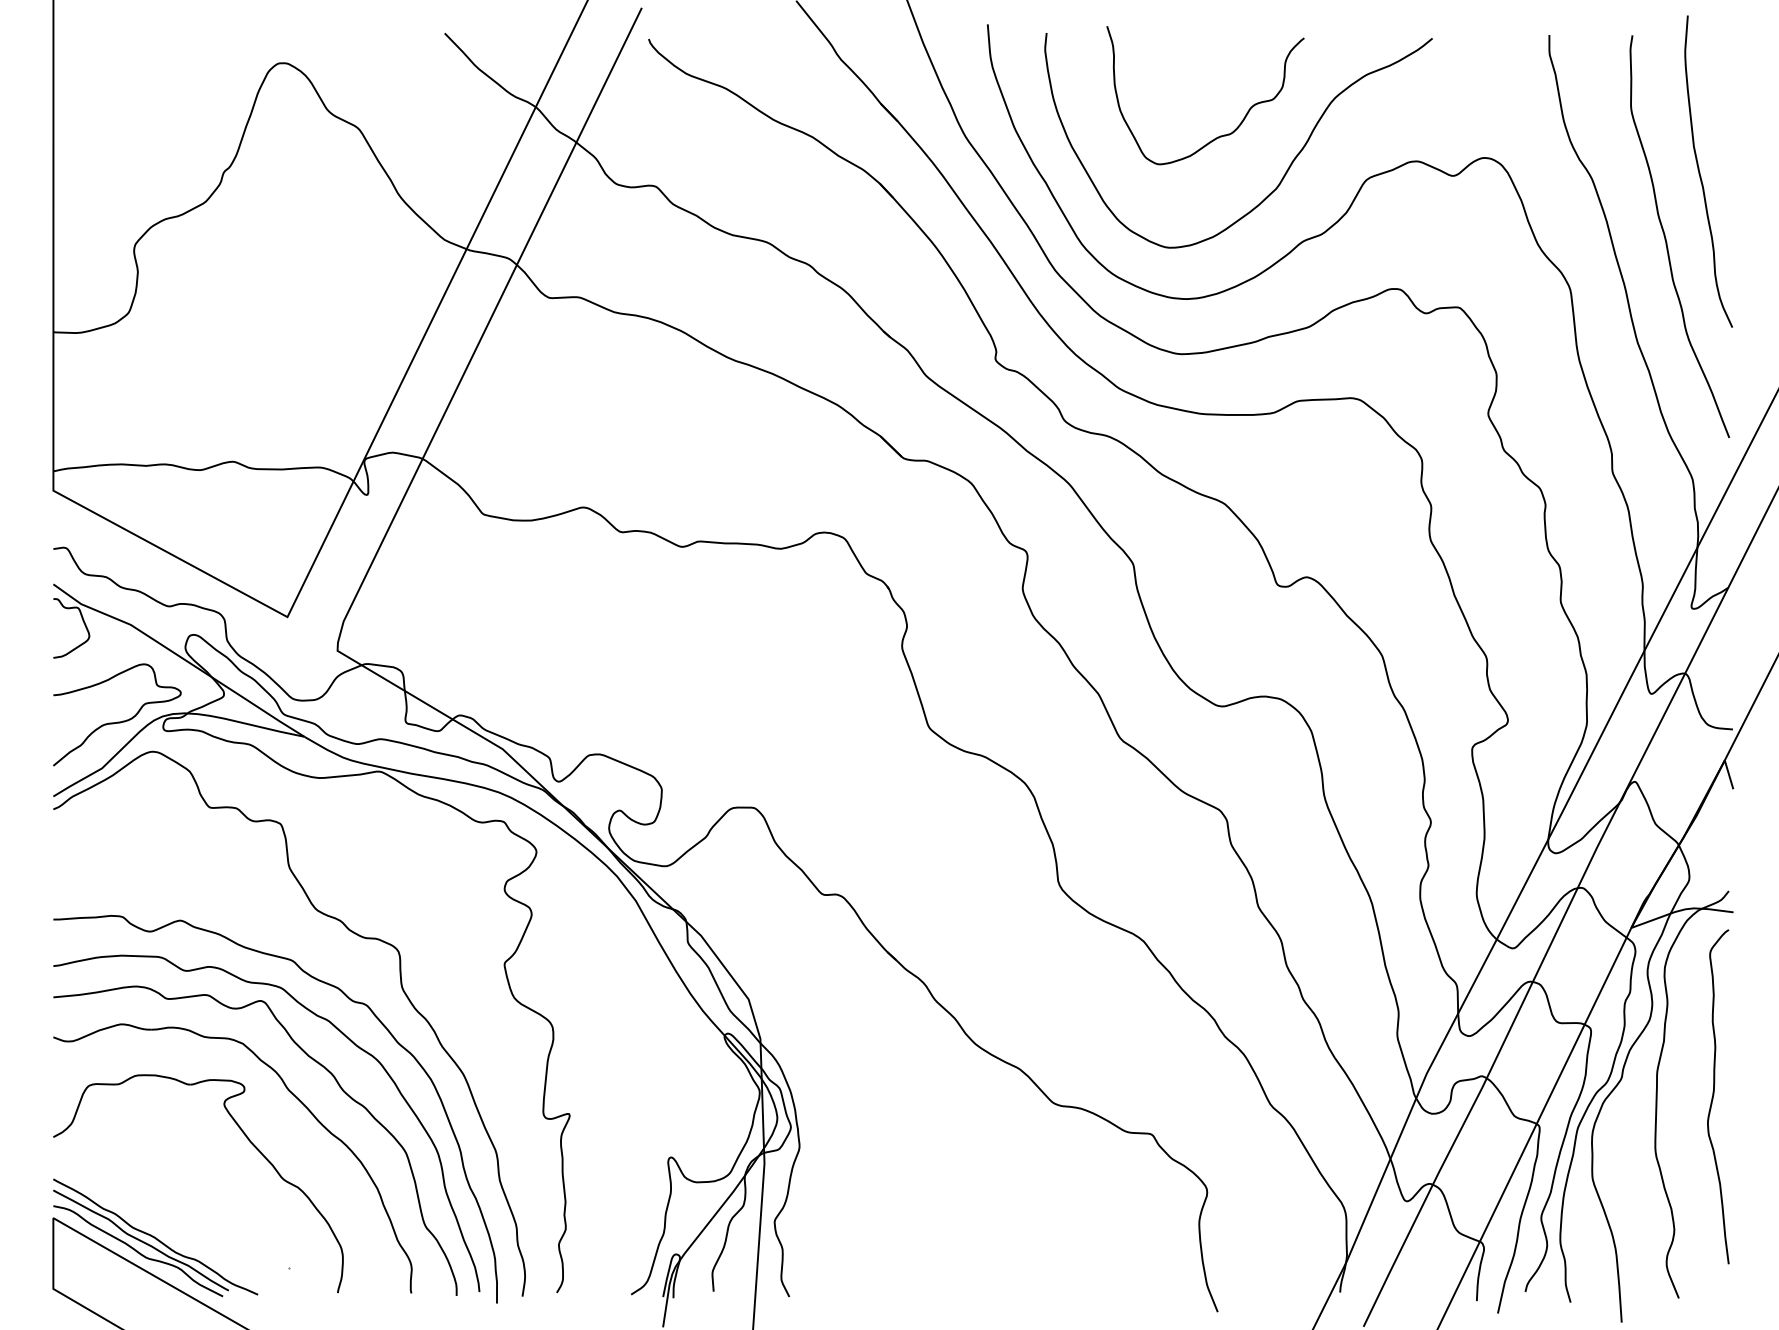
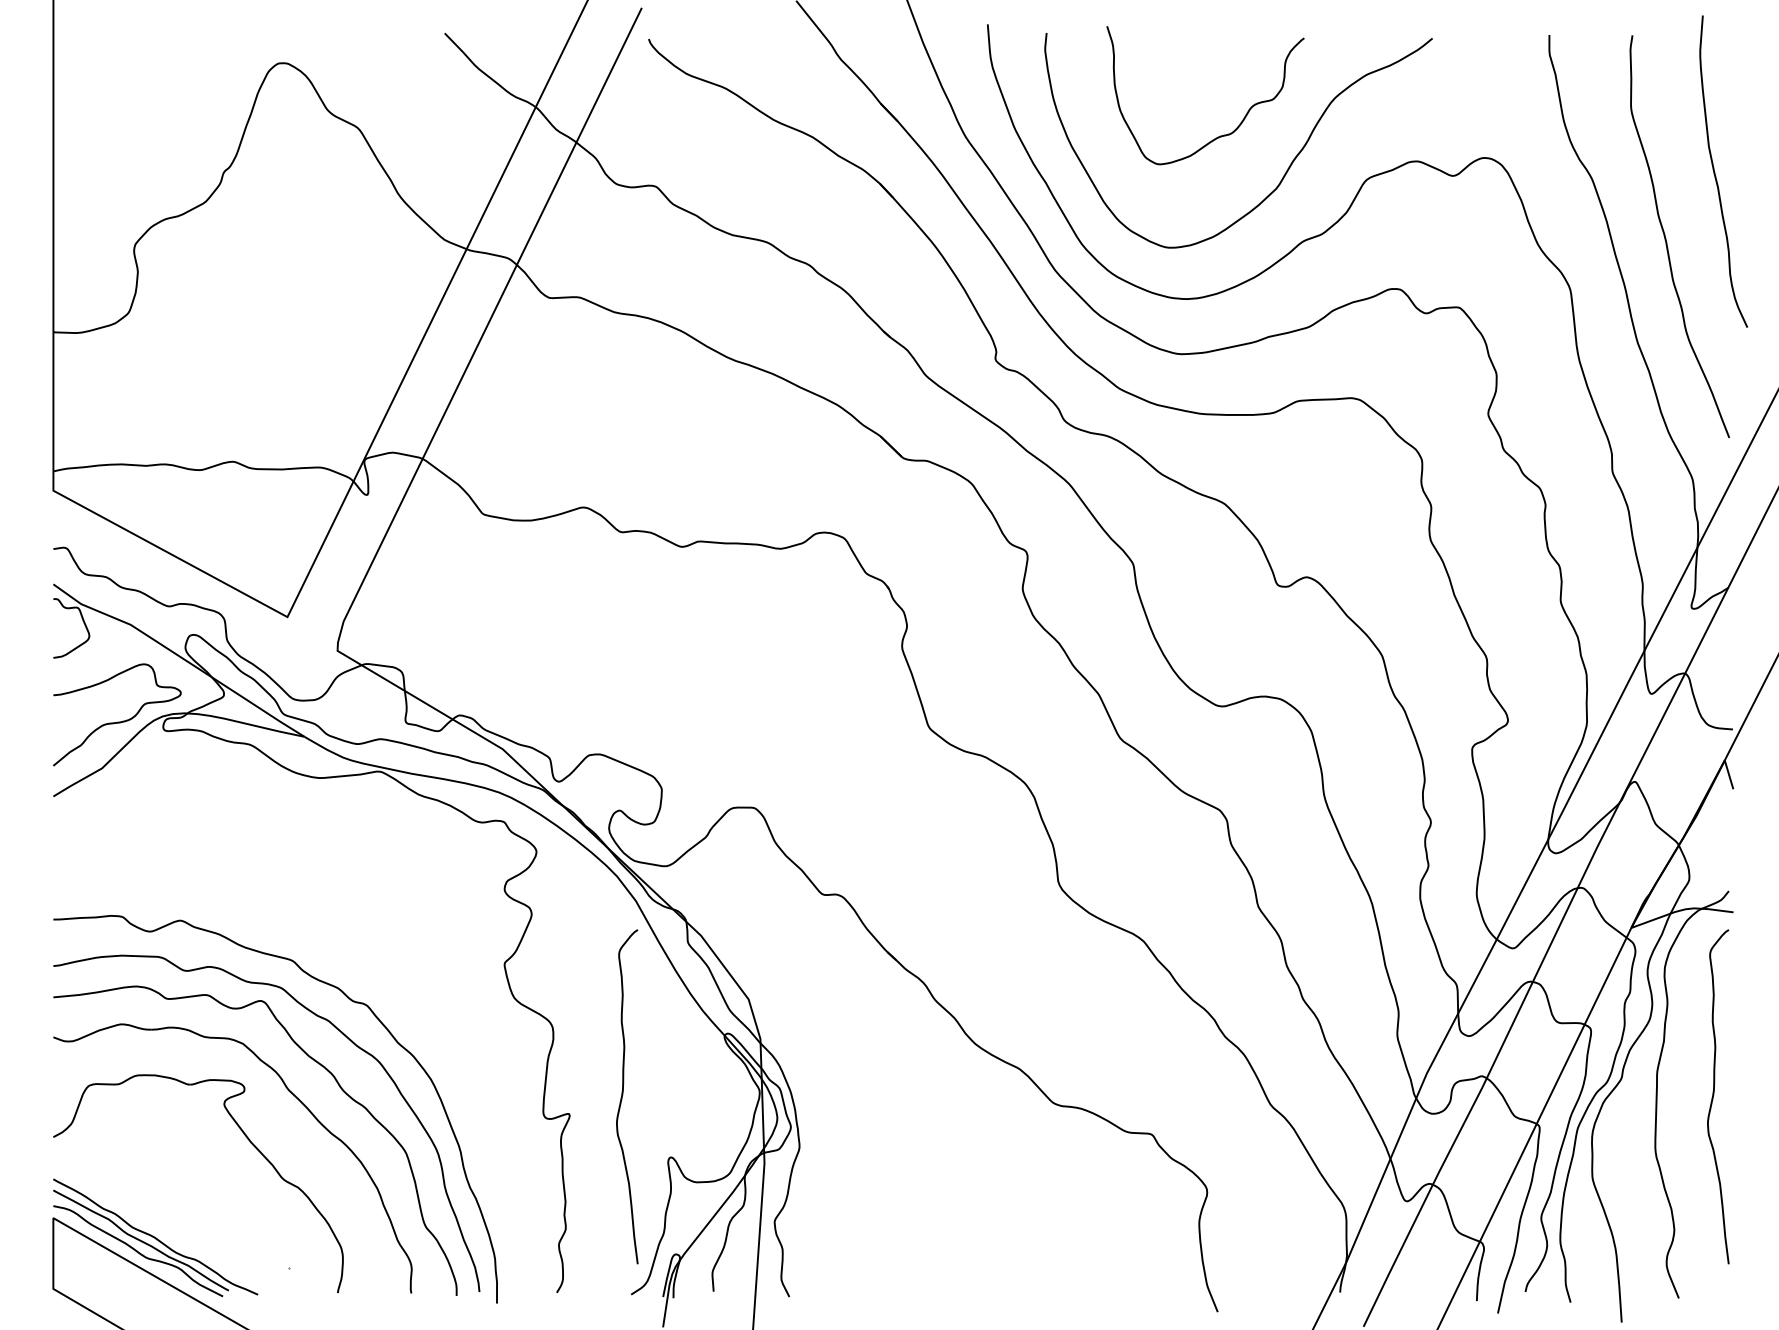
curve position: (1700, 172) -> (1715, 172) (1715, 172)
curve: present -> none (351, 932)
curve: none -> present (623, 1095)
